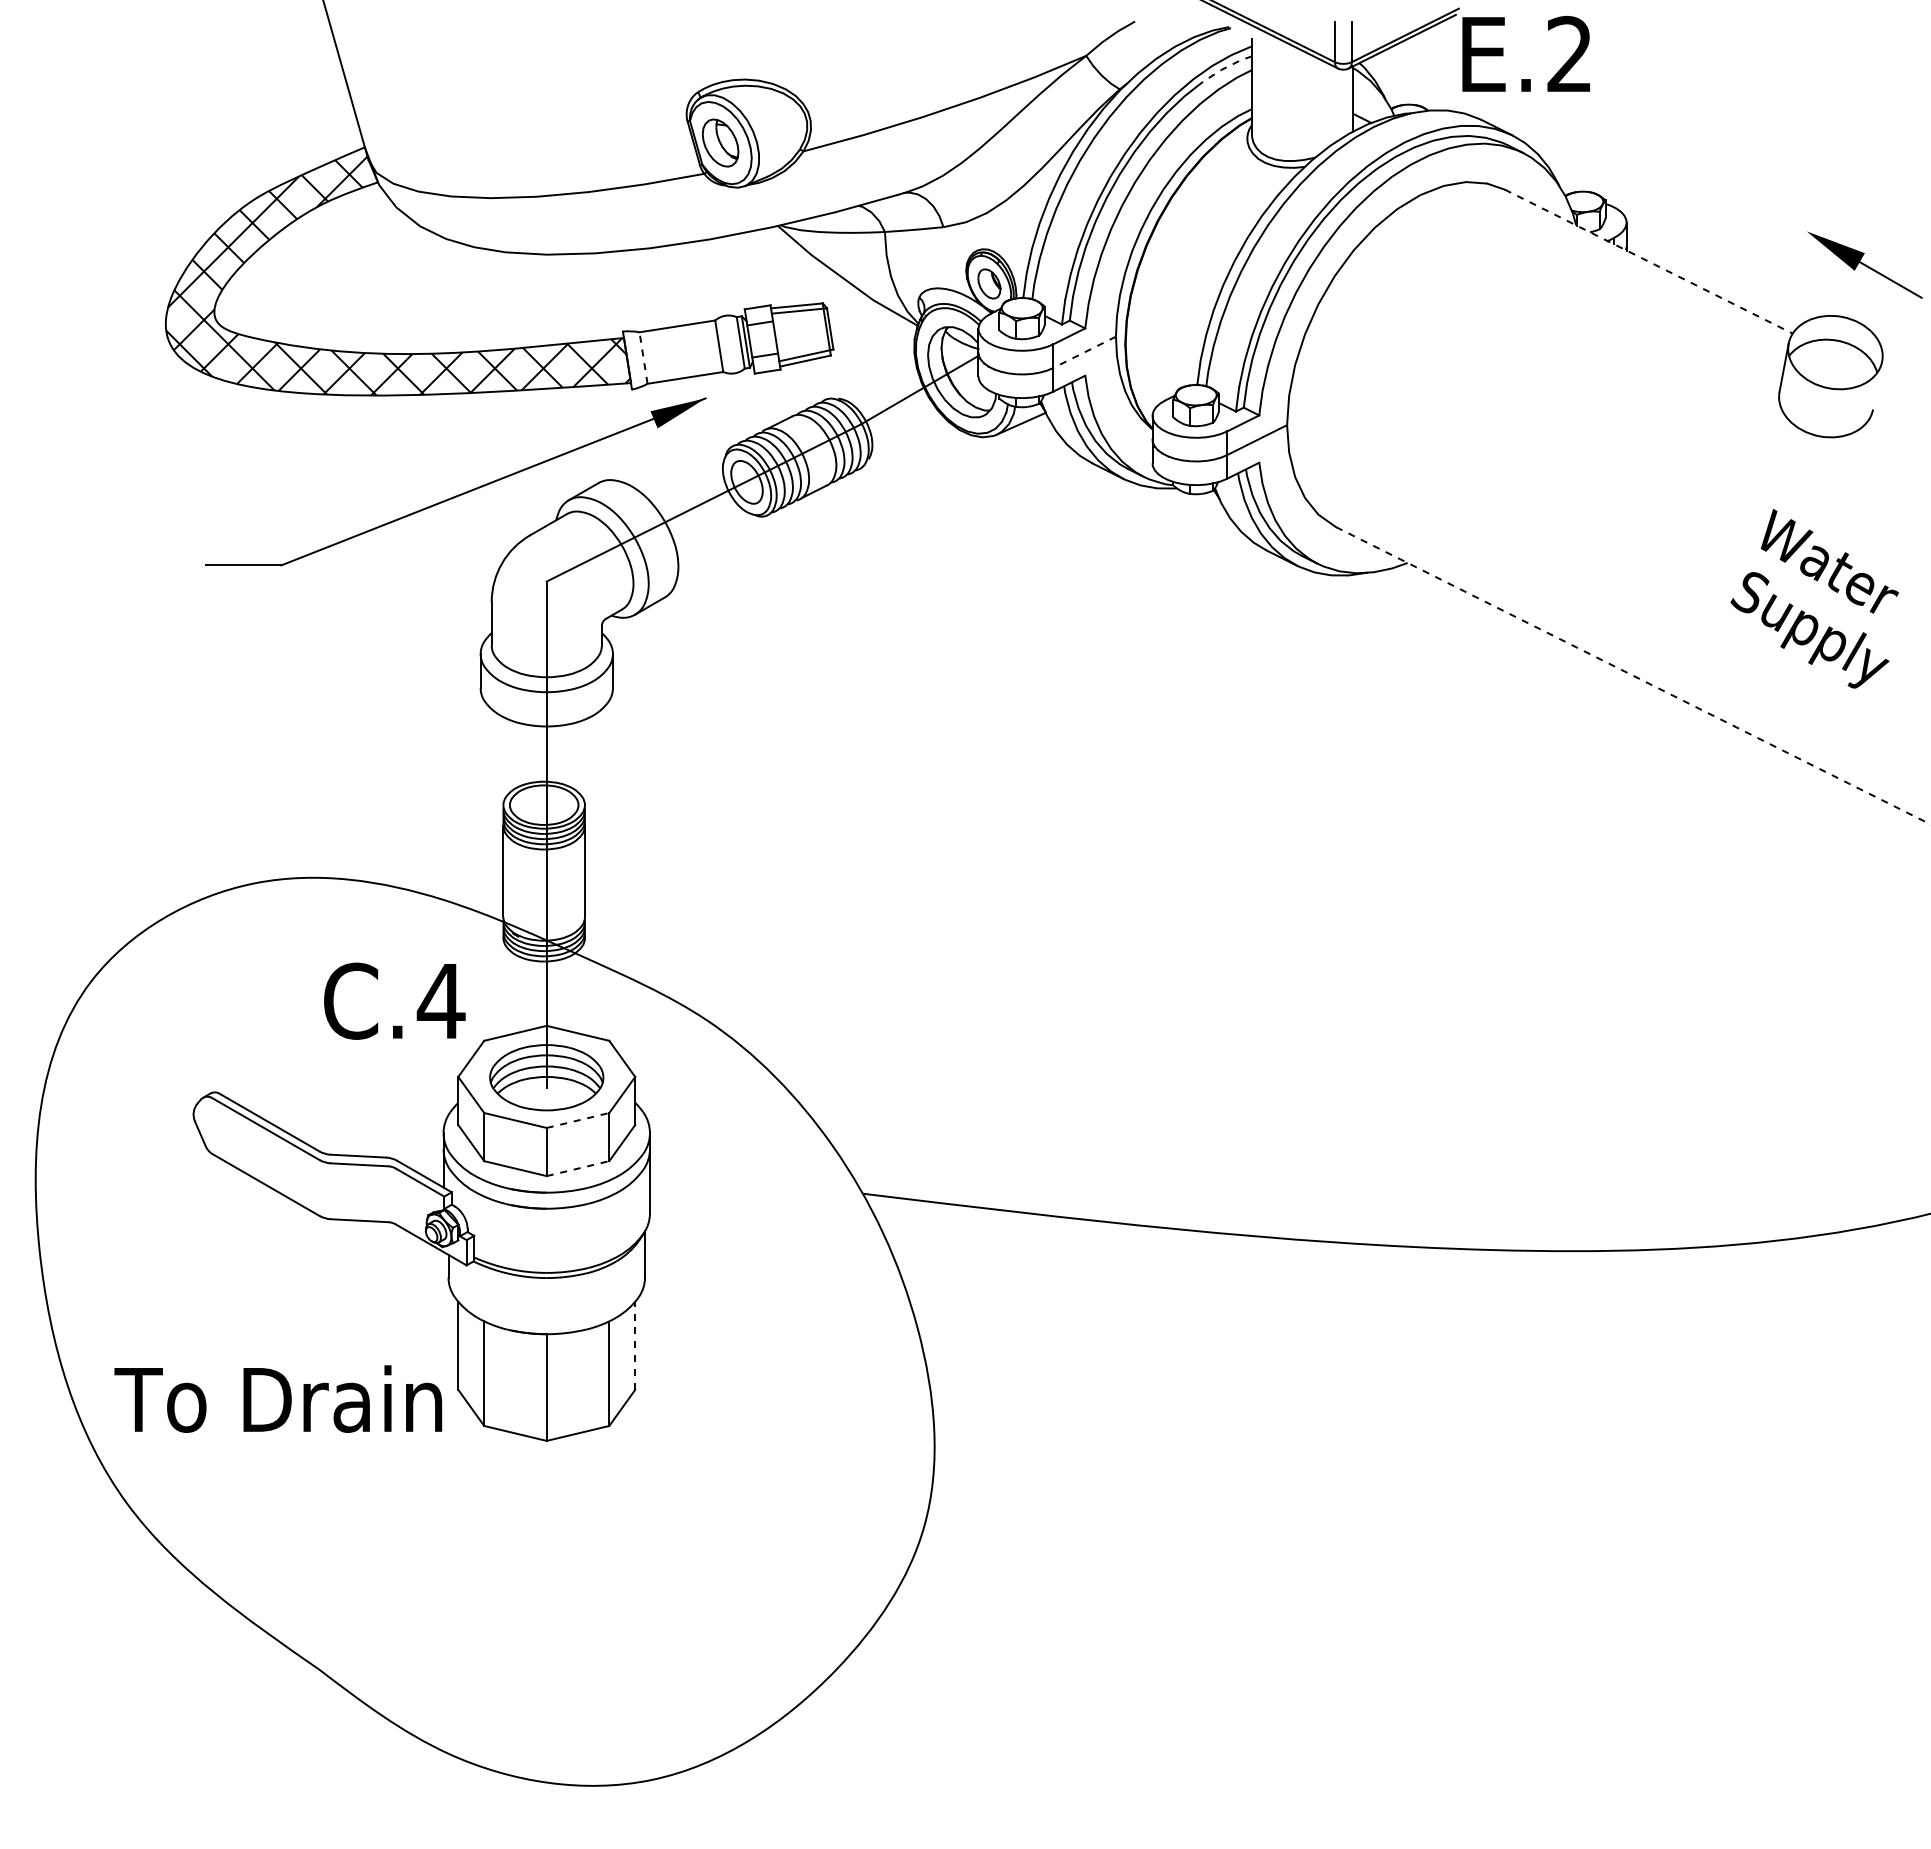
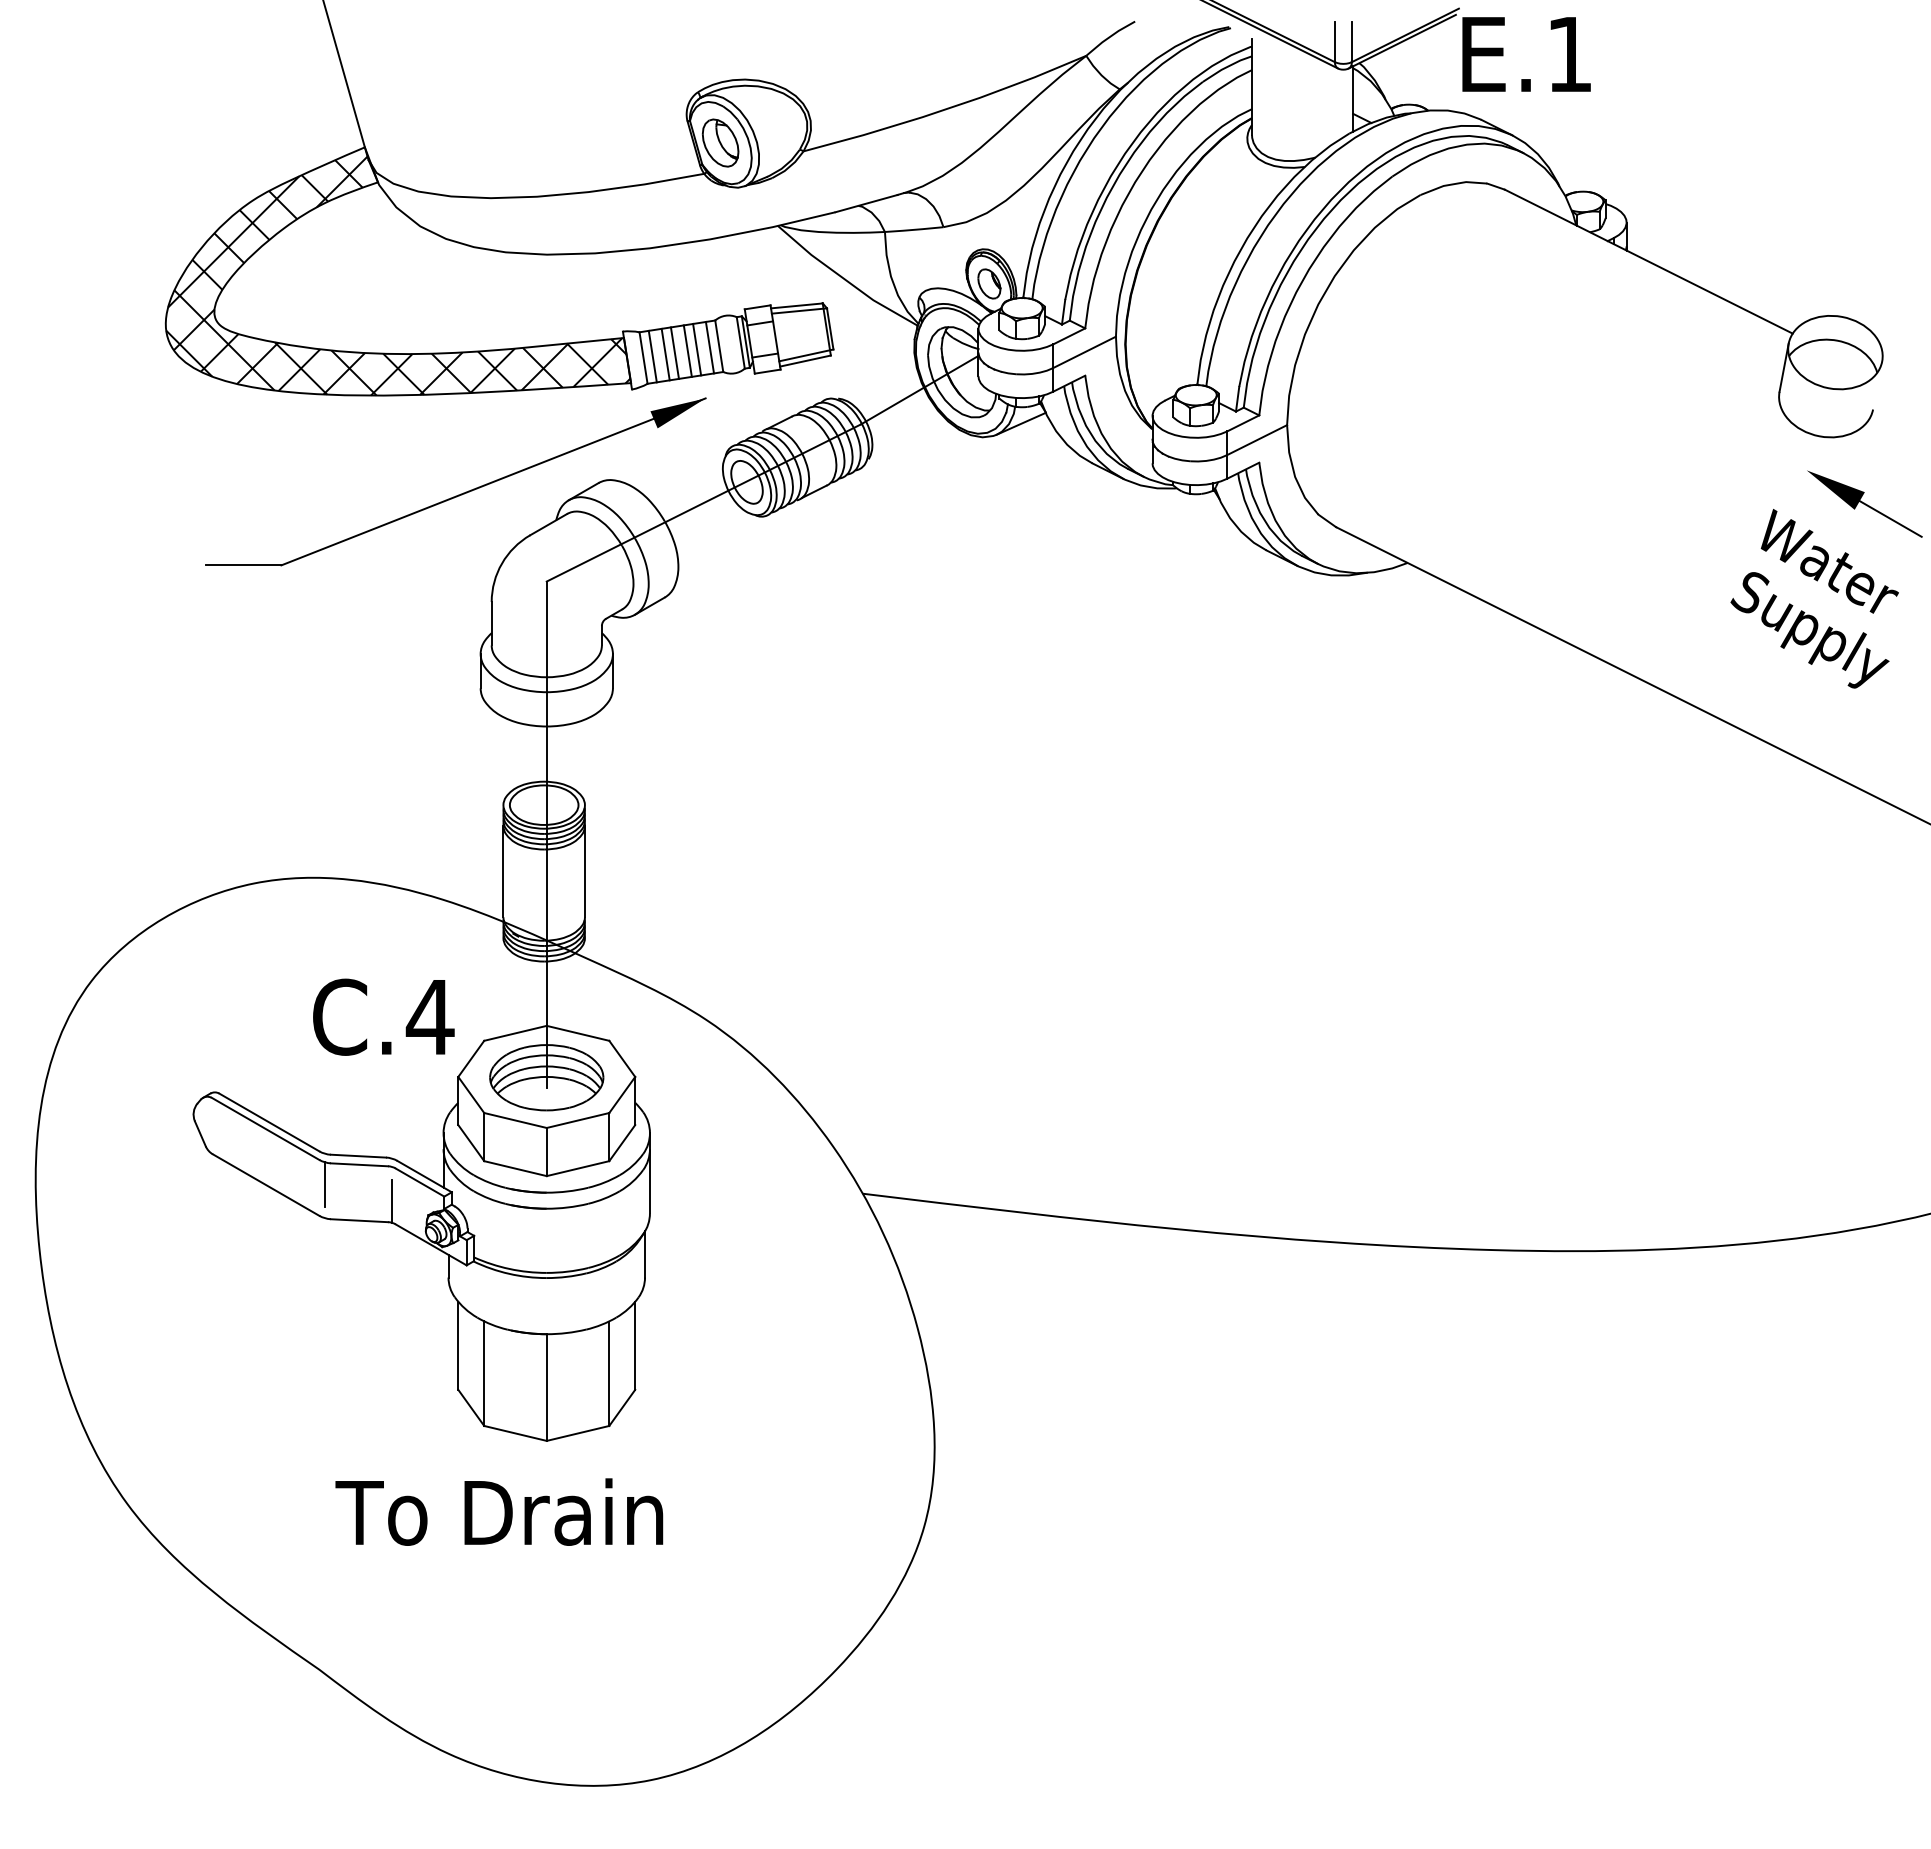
text: E.2 -> E.1 (1568, 53)
line: dashed -> solid (1226, 67)
line: dashed -> solid (1648, 261)
part position: (1864, 264) -> (1864, 503) (1864, 503)
line: none -> present (709, 347)
line: none -> present (697, 349)
line: none -> present (687, 350)
line: none -> present (674, 352)
line: dashed -> solid (1084, 352)
line: none -> present (665, 354)
line: none -> present (652, 356)
line: dashed -> solid (643, 357)
line: dashed -> solid (1633, 676)
text position: (394, 1000) -> (383, 1016) (383, 1016)
line: dashed -> solid (578, 1120)
line: dashed -> solid (578, 1168)
line: none -> present (324, 1184)
line: none -> present (392, 1200)
line: dashed -> solid (635, 1345)
text position: (278, 1398) -> (499, 1511) (499, 1511)
